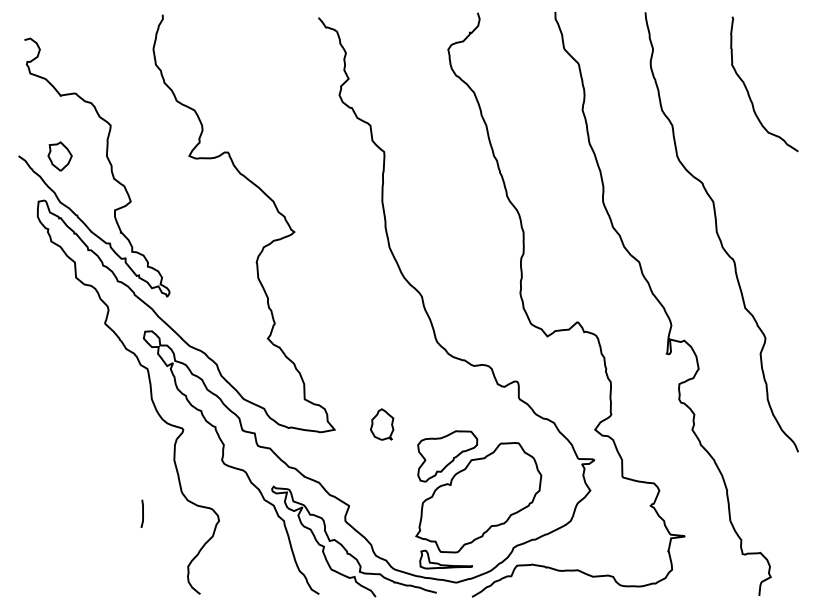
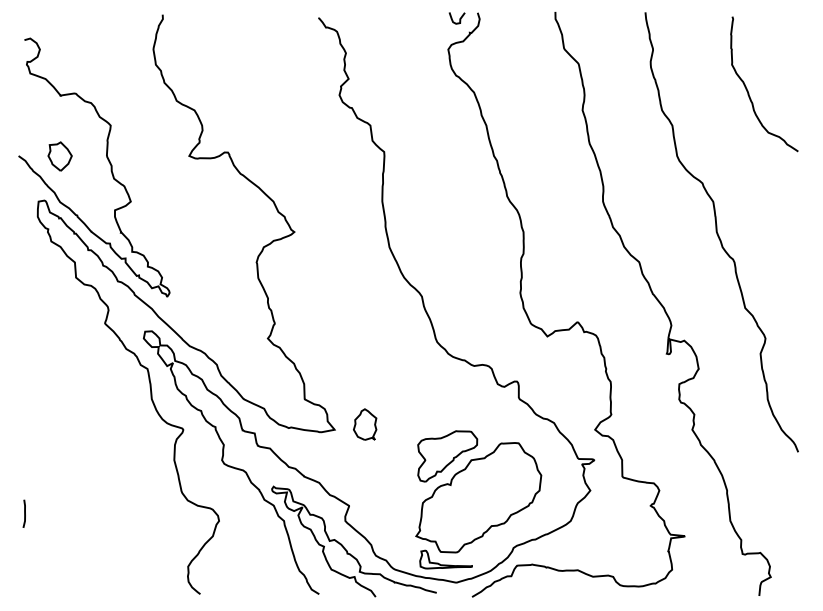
curve: none -> present (459, 18)
part position: (382, 424) -> (365, 424) (365, 424)
curve position: (142, 513) -> (24, 513) (24, 513)
